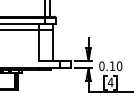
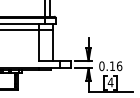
text: 0.10 -> 0.16 (119, 65)
